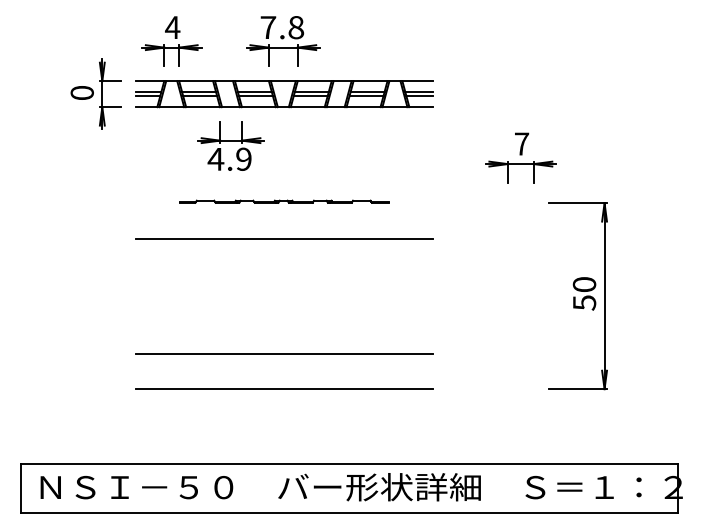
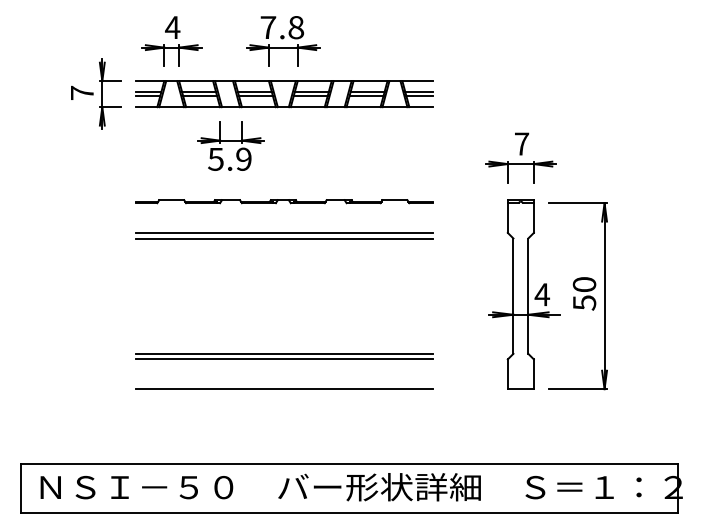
text: 0 -> 7 (81, 92)
text: 4.9 -> 5.9 (215, 159)
part size: 211x5 px -> 299x6 px (284, 201)
line: none -> present (284, 232)
part: none -> present (524, 294)
line: none -> present (284, 359)
